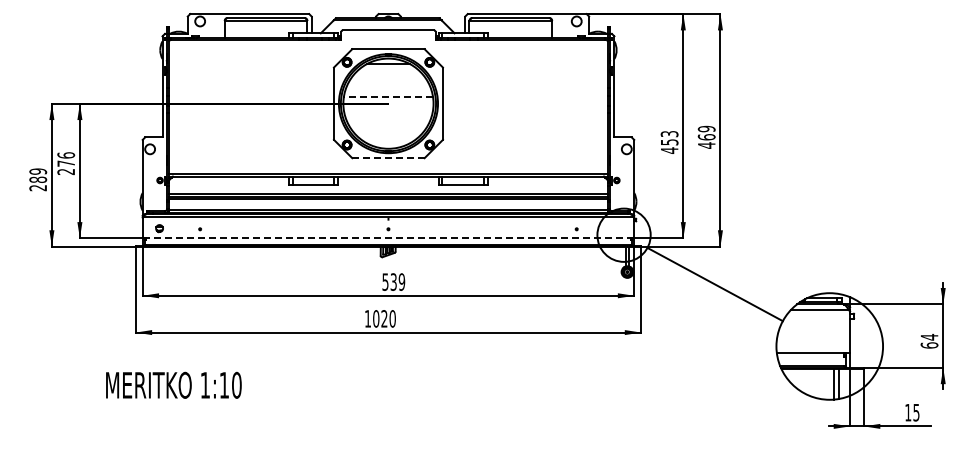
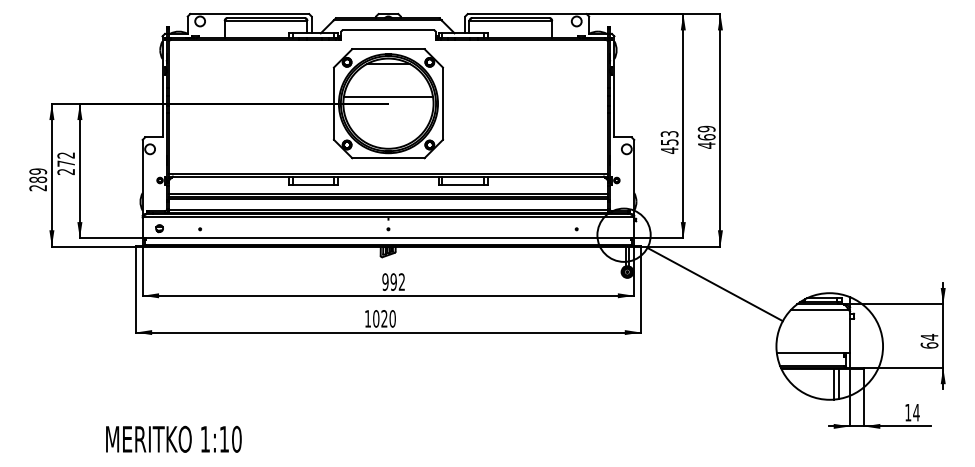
line: dashed -> solid (388, 96)
text: 276 -> 272 (66, 155)
line: dashed -> solid (387, 158)
line: dashed -> solid (388, 238)
text: 539 -> 992 (393, 281)
text position: (173, 384) -> (173, 438) (173, 438)
text: 15 -> 14 (916, 412)
